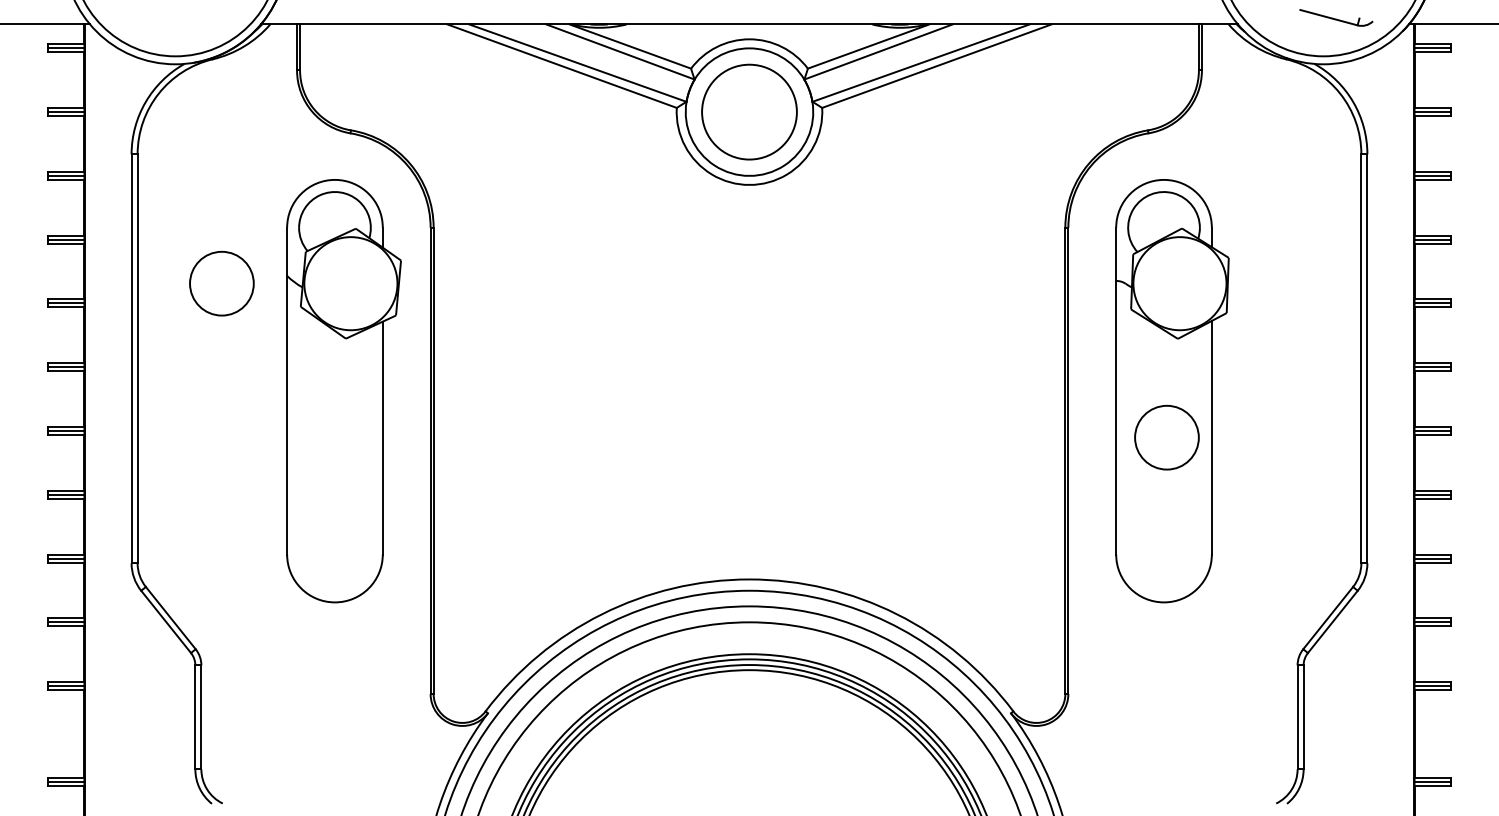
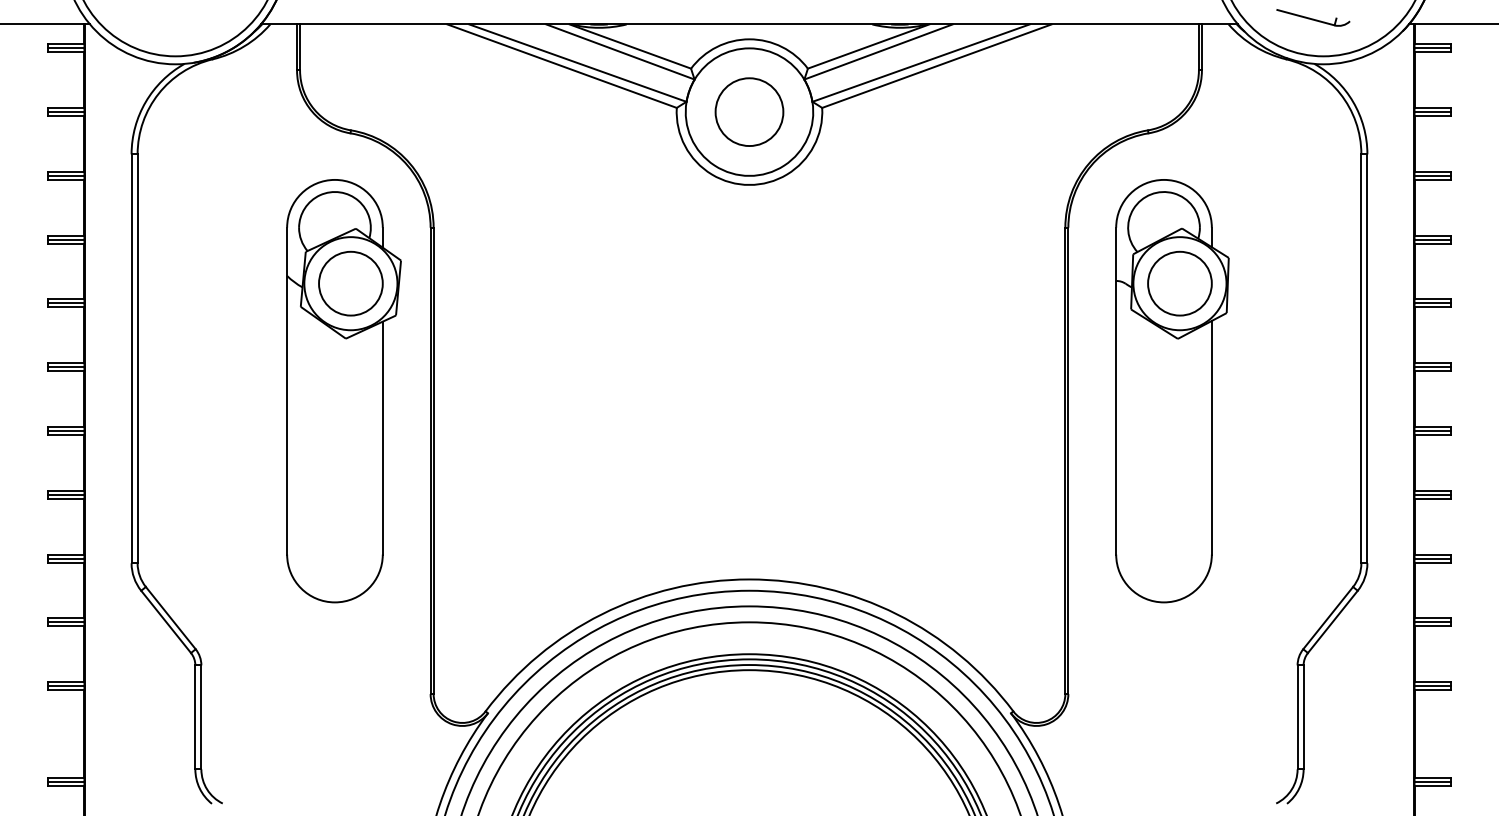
part position: (1336, 17) -> (1313, 17) (1313, 17)
circle diameter: 95 px -> 68 px (749, 112)
circle position: (221, 283) -> (350, 283) (350, 283)
circle position: (1166, 437) -> (1179, 283) (1179, 283)
